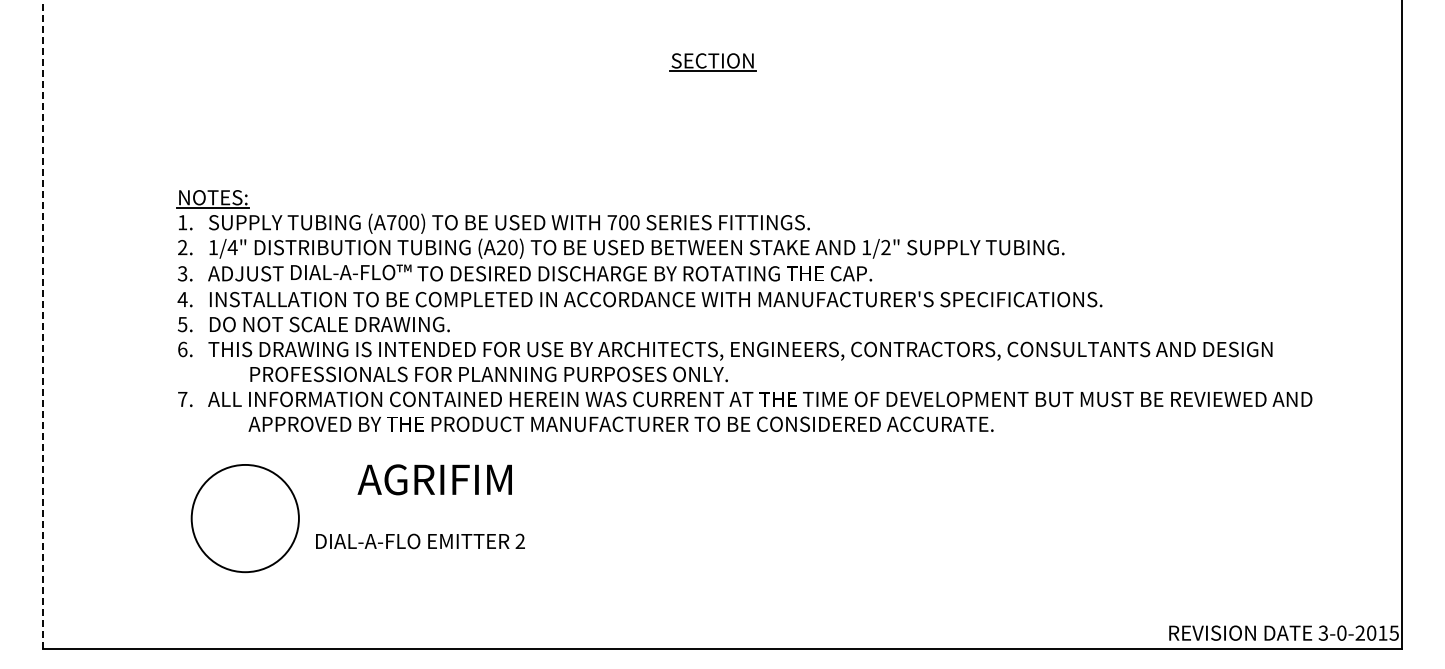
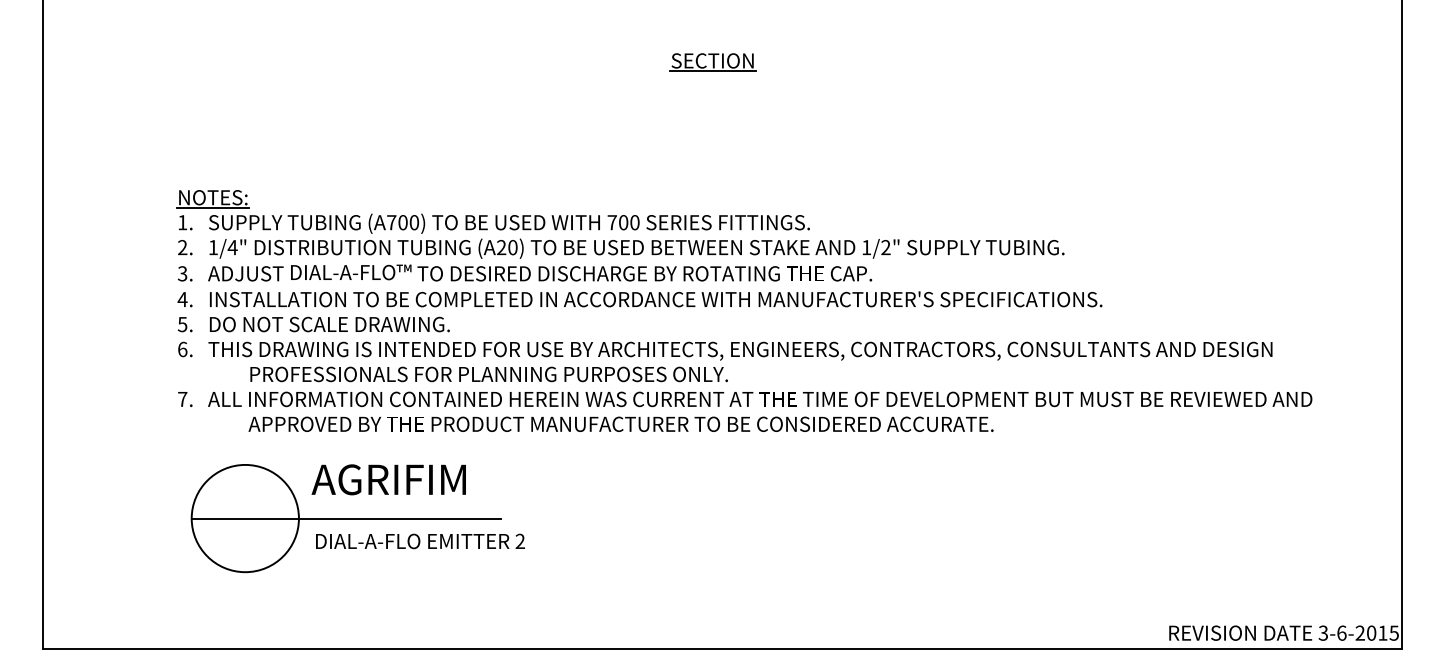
line: dashed -> solid (43, 324)
text position: (434, 479) -> (388, 479) (388, 479)
line: none -> present (345, 518)
text: 3-0-2015 -> 3-6-2015 (1341, 632)
